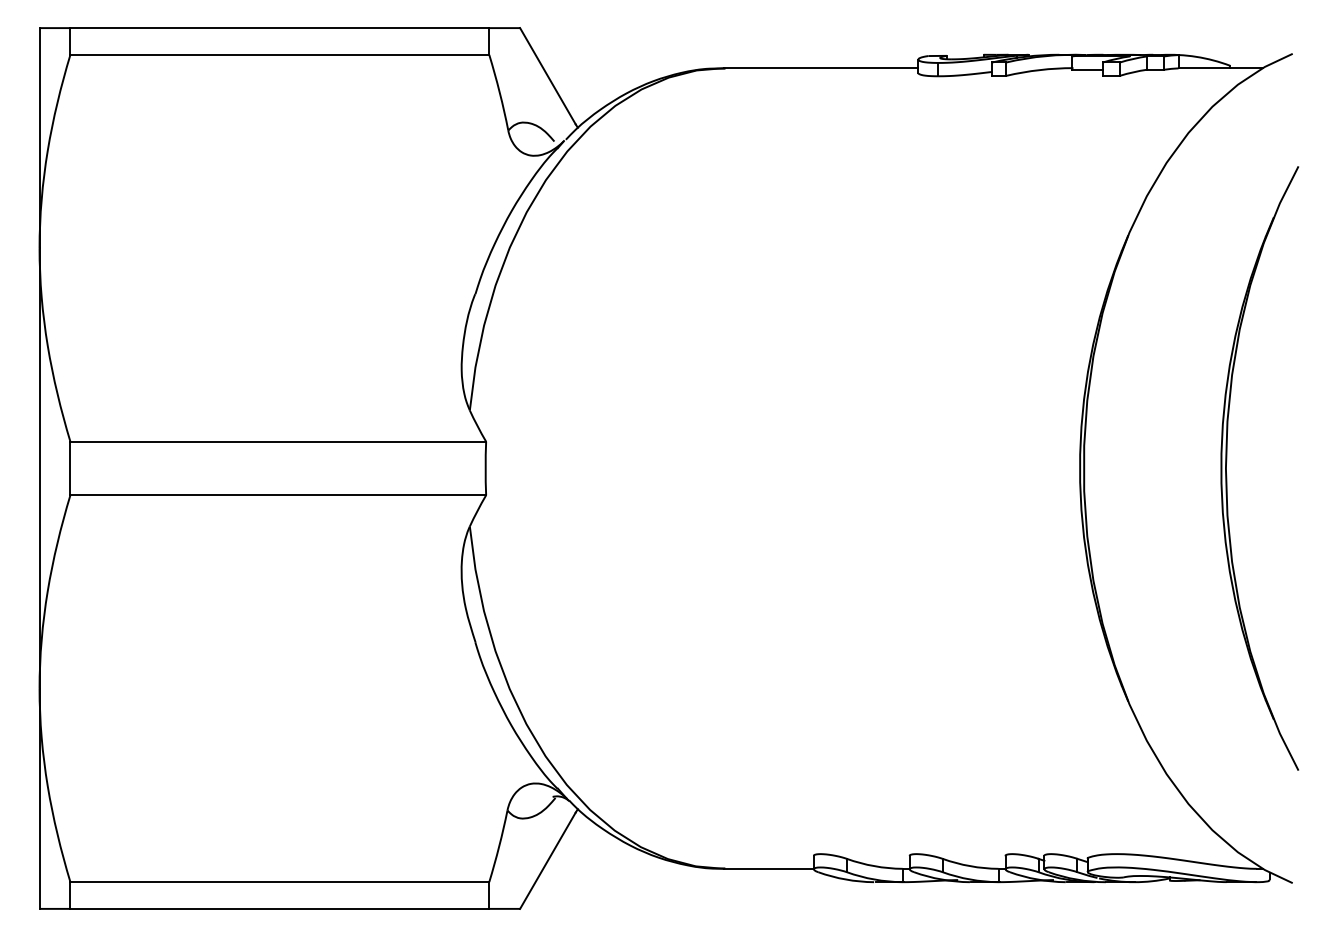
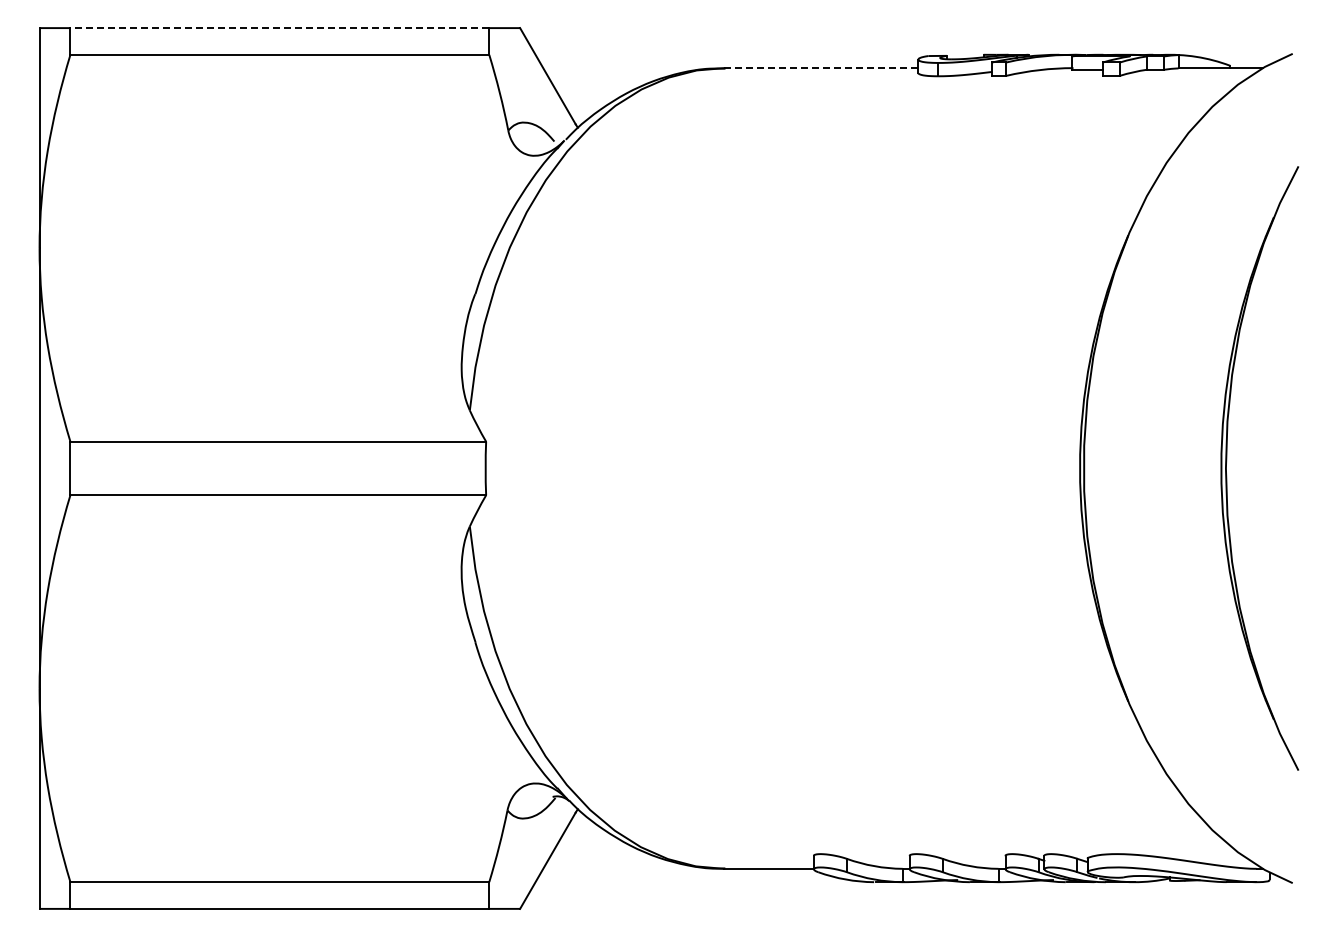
line: solid -> dashed (279, 28)
line: solid -> dashed (821, 68)
